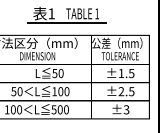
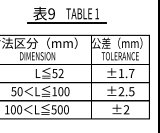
text: 1 -> 9 (51, 13)
text: 50 -> 52 (60, 73)
text: ±1.5 -> ±1.7 (131, 73)
text: ±3 -> ±2 (126, 110)
